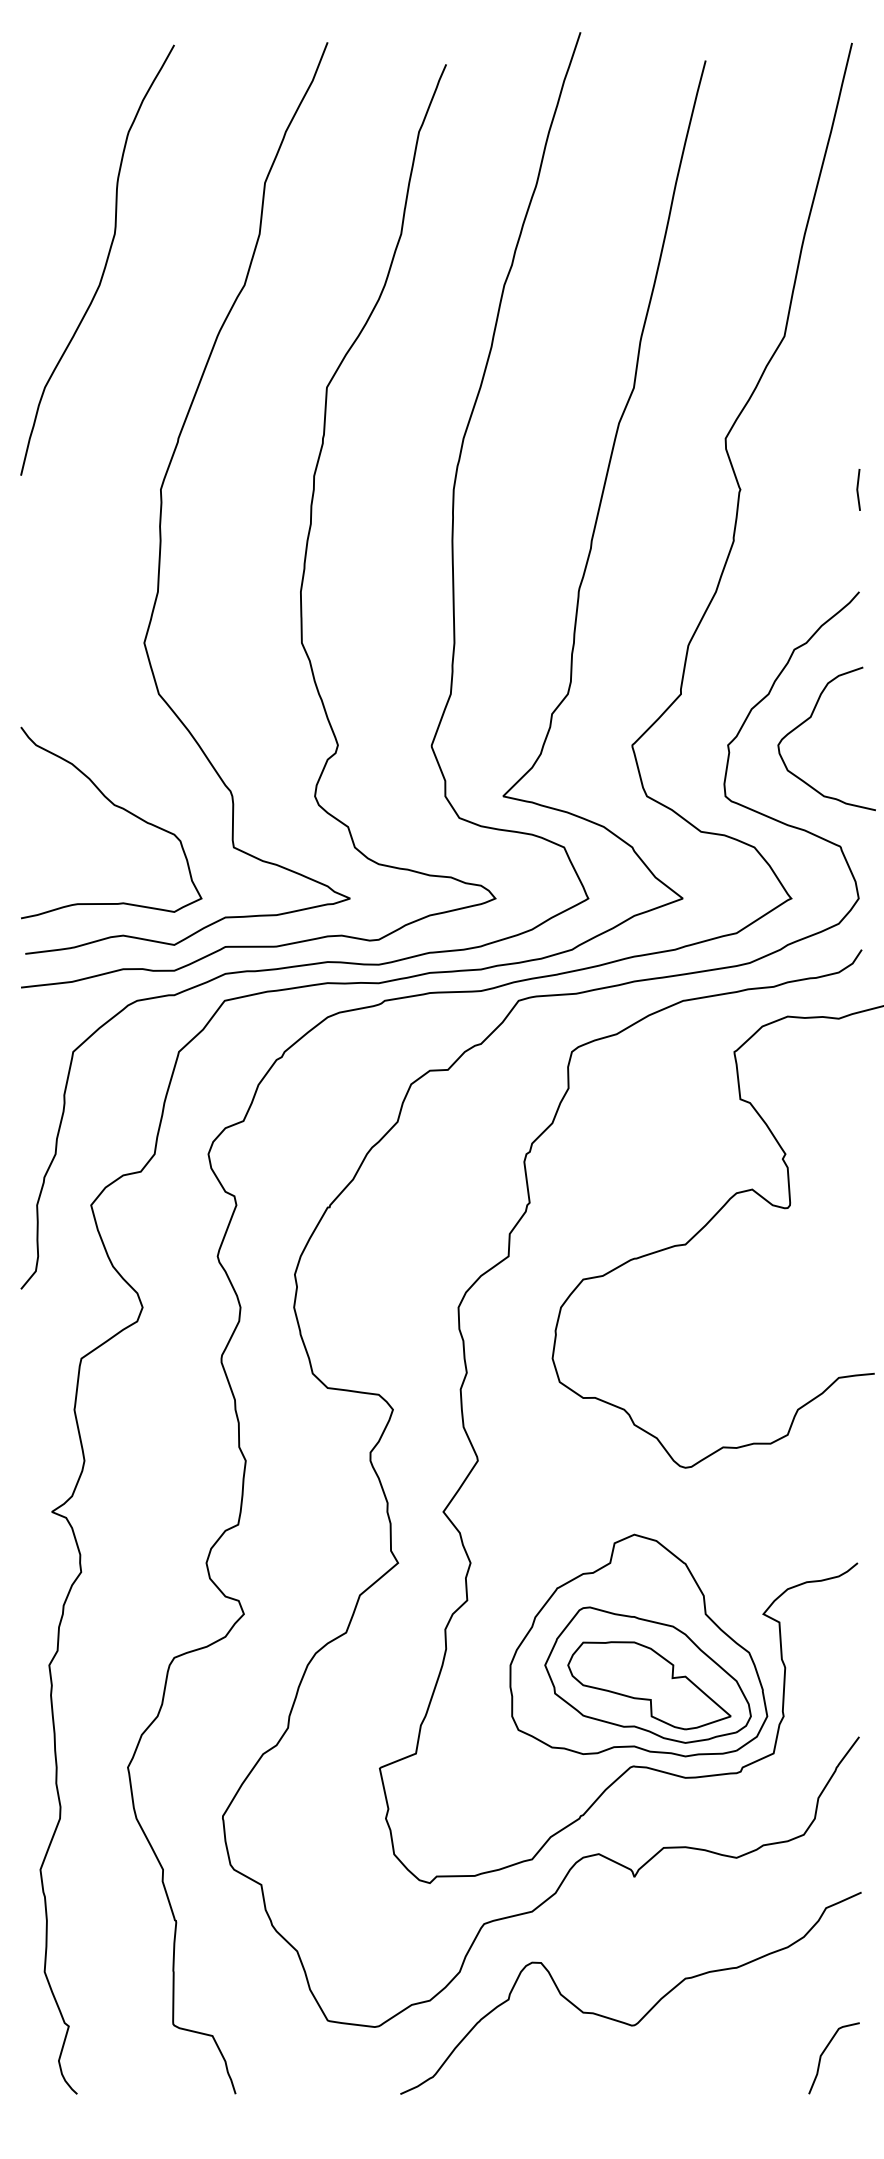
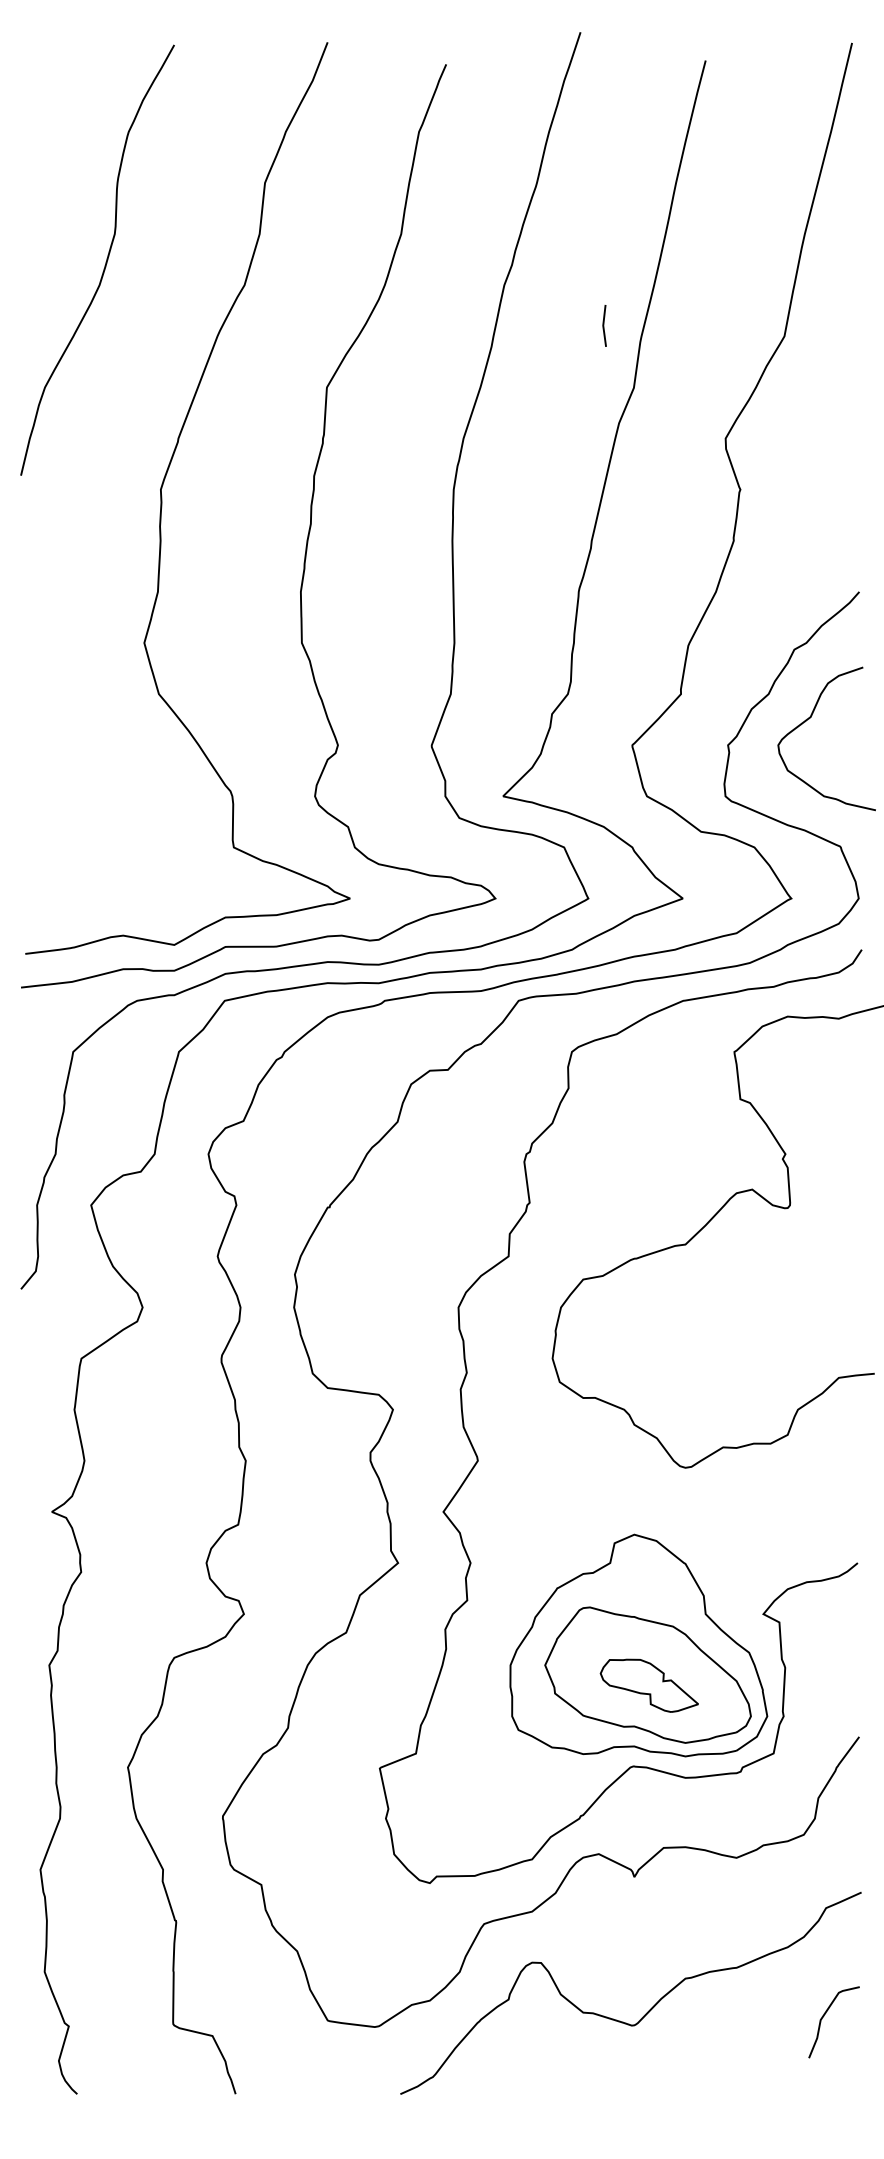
line position: (858, 489) -> (604, 325) (604, 325)
curve: present -> none (119, 808)
part size: 165x90 px -> 100x55 px (648, 1685)
curve position: (824, 2052) -> (824, 2016) (824, 2016)
